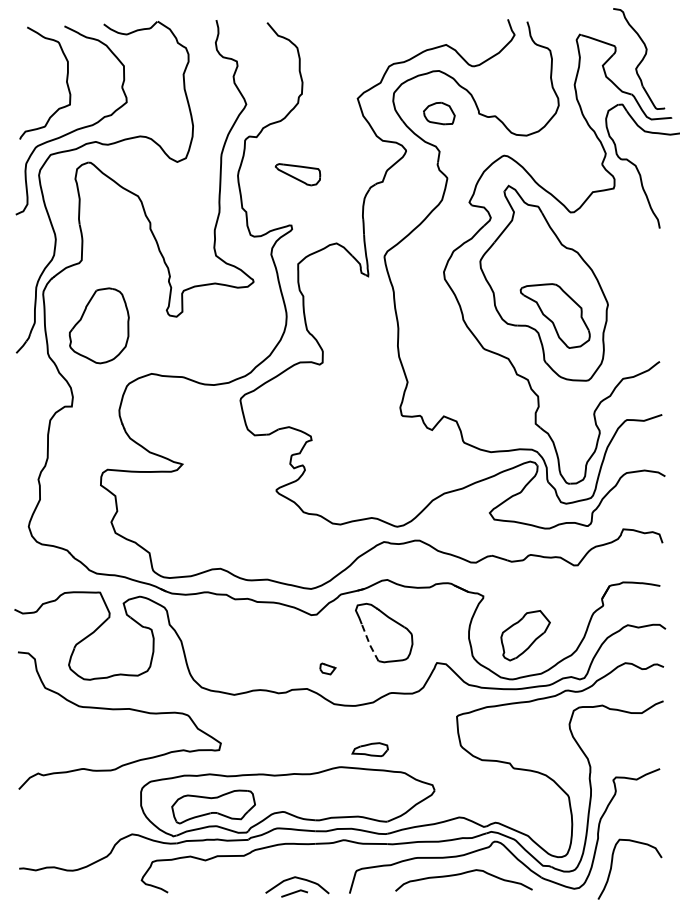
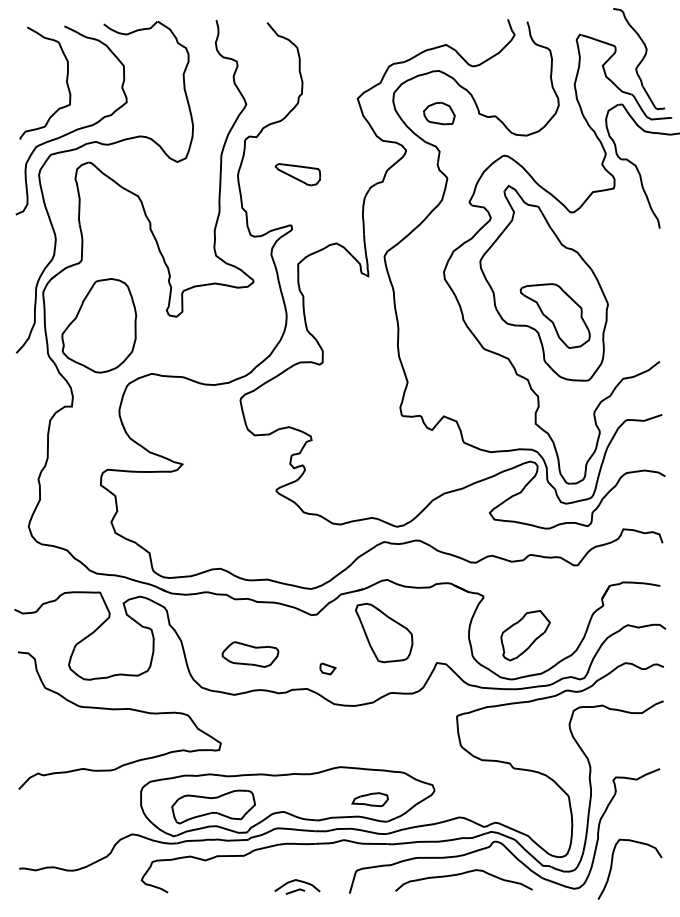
part size: 62x78 px -> 77x96 px (99, 325)
line: dashed -> solid (369, 644)
part: none -> present (250, 654)
part position: (369, 749) -> (369, 799) (369, 799)
part size: 65x22 px -> 47x16 px (297, 886)
